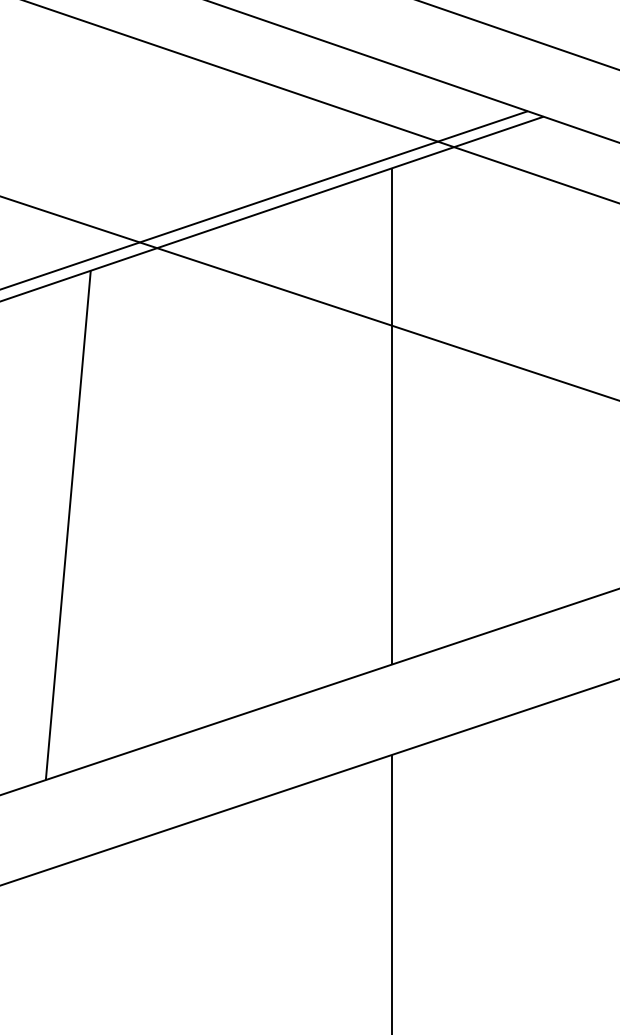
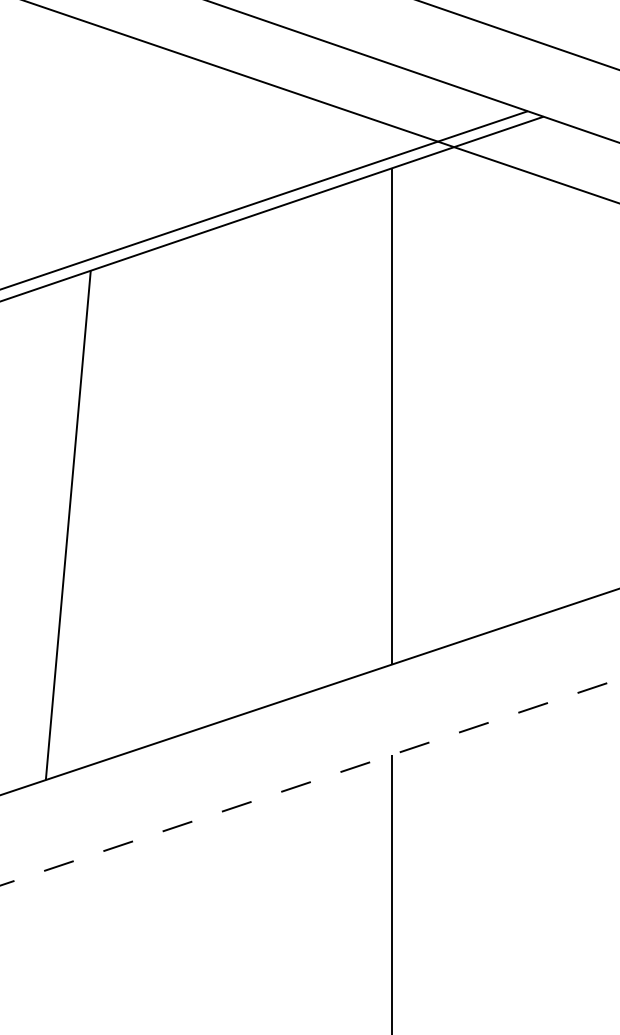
line: present -> none (309, 298)
line: solid -> dashed (309, 782)
